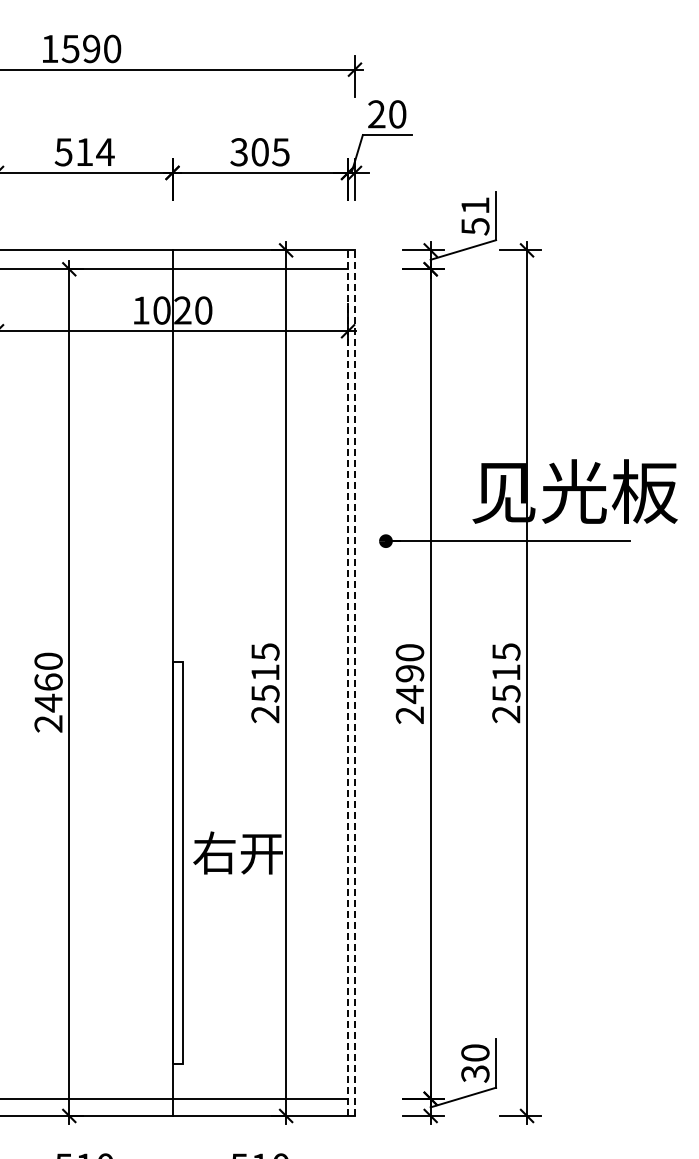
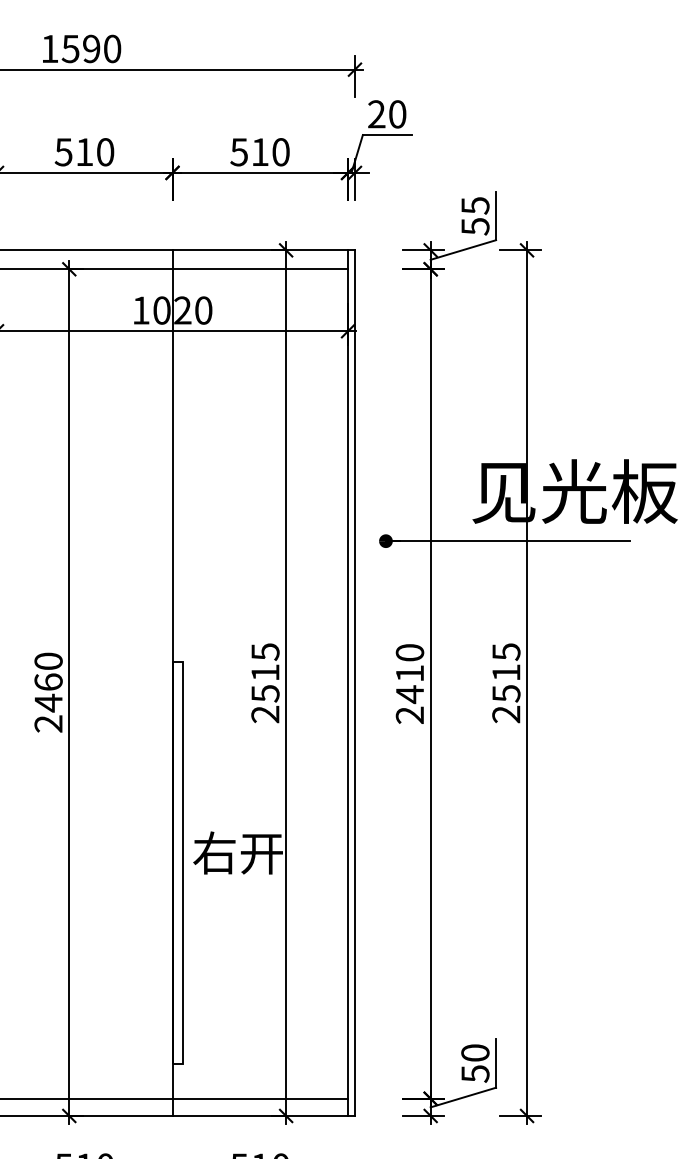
text: 514 -> 510 (105, 152)
text: 305 -> 510 (259, 152)
text: 51 -> 55 (475, 205)
text: 2490 -> 2410 (409, 673)
line: dashed -> solid (348, 683)
line: dashed -> solid (354, 683)
text: 30 -> 50 (475, 1073)
